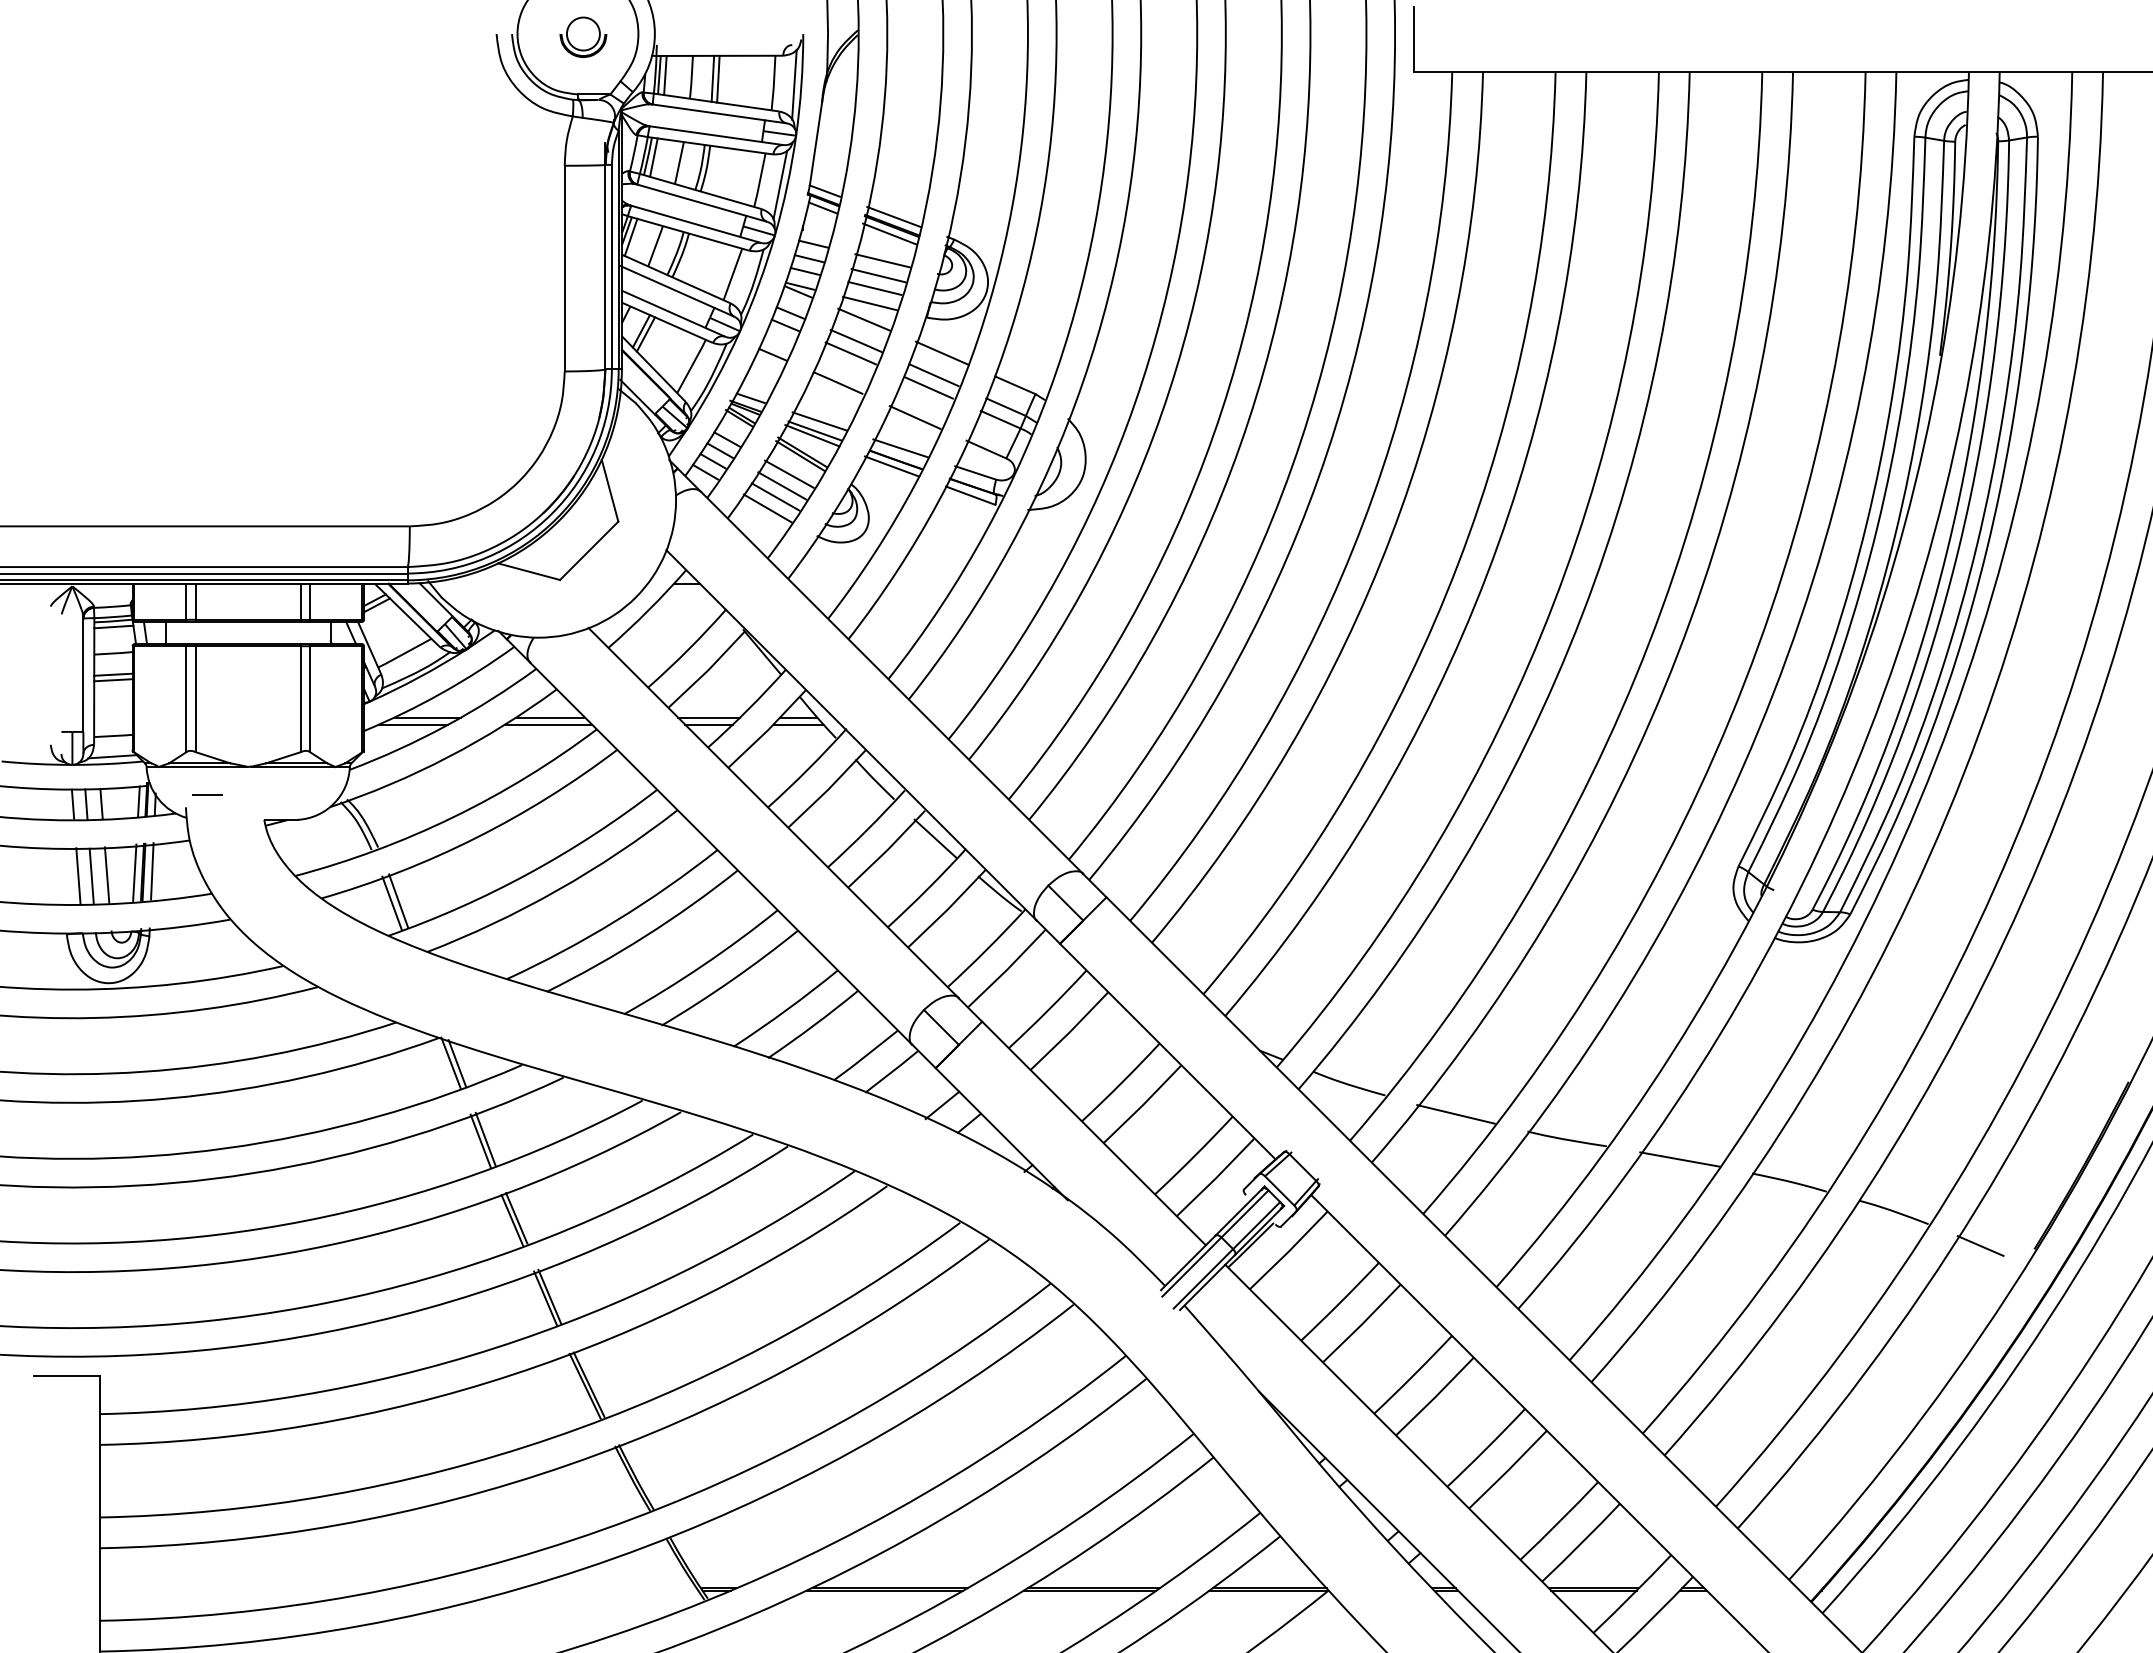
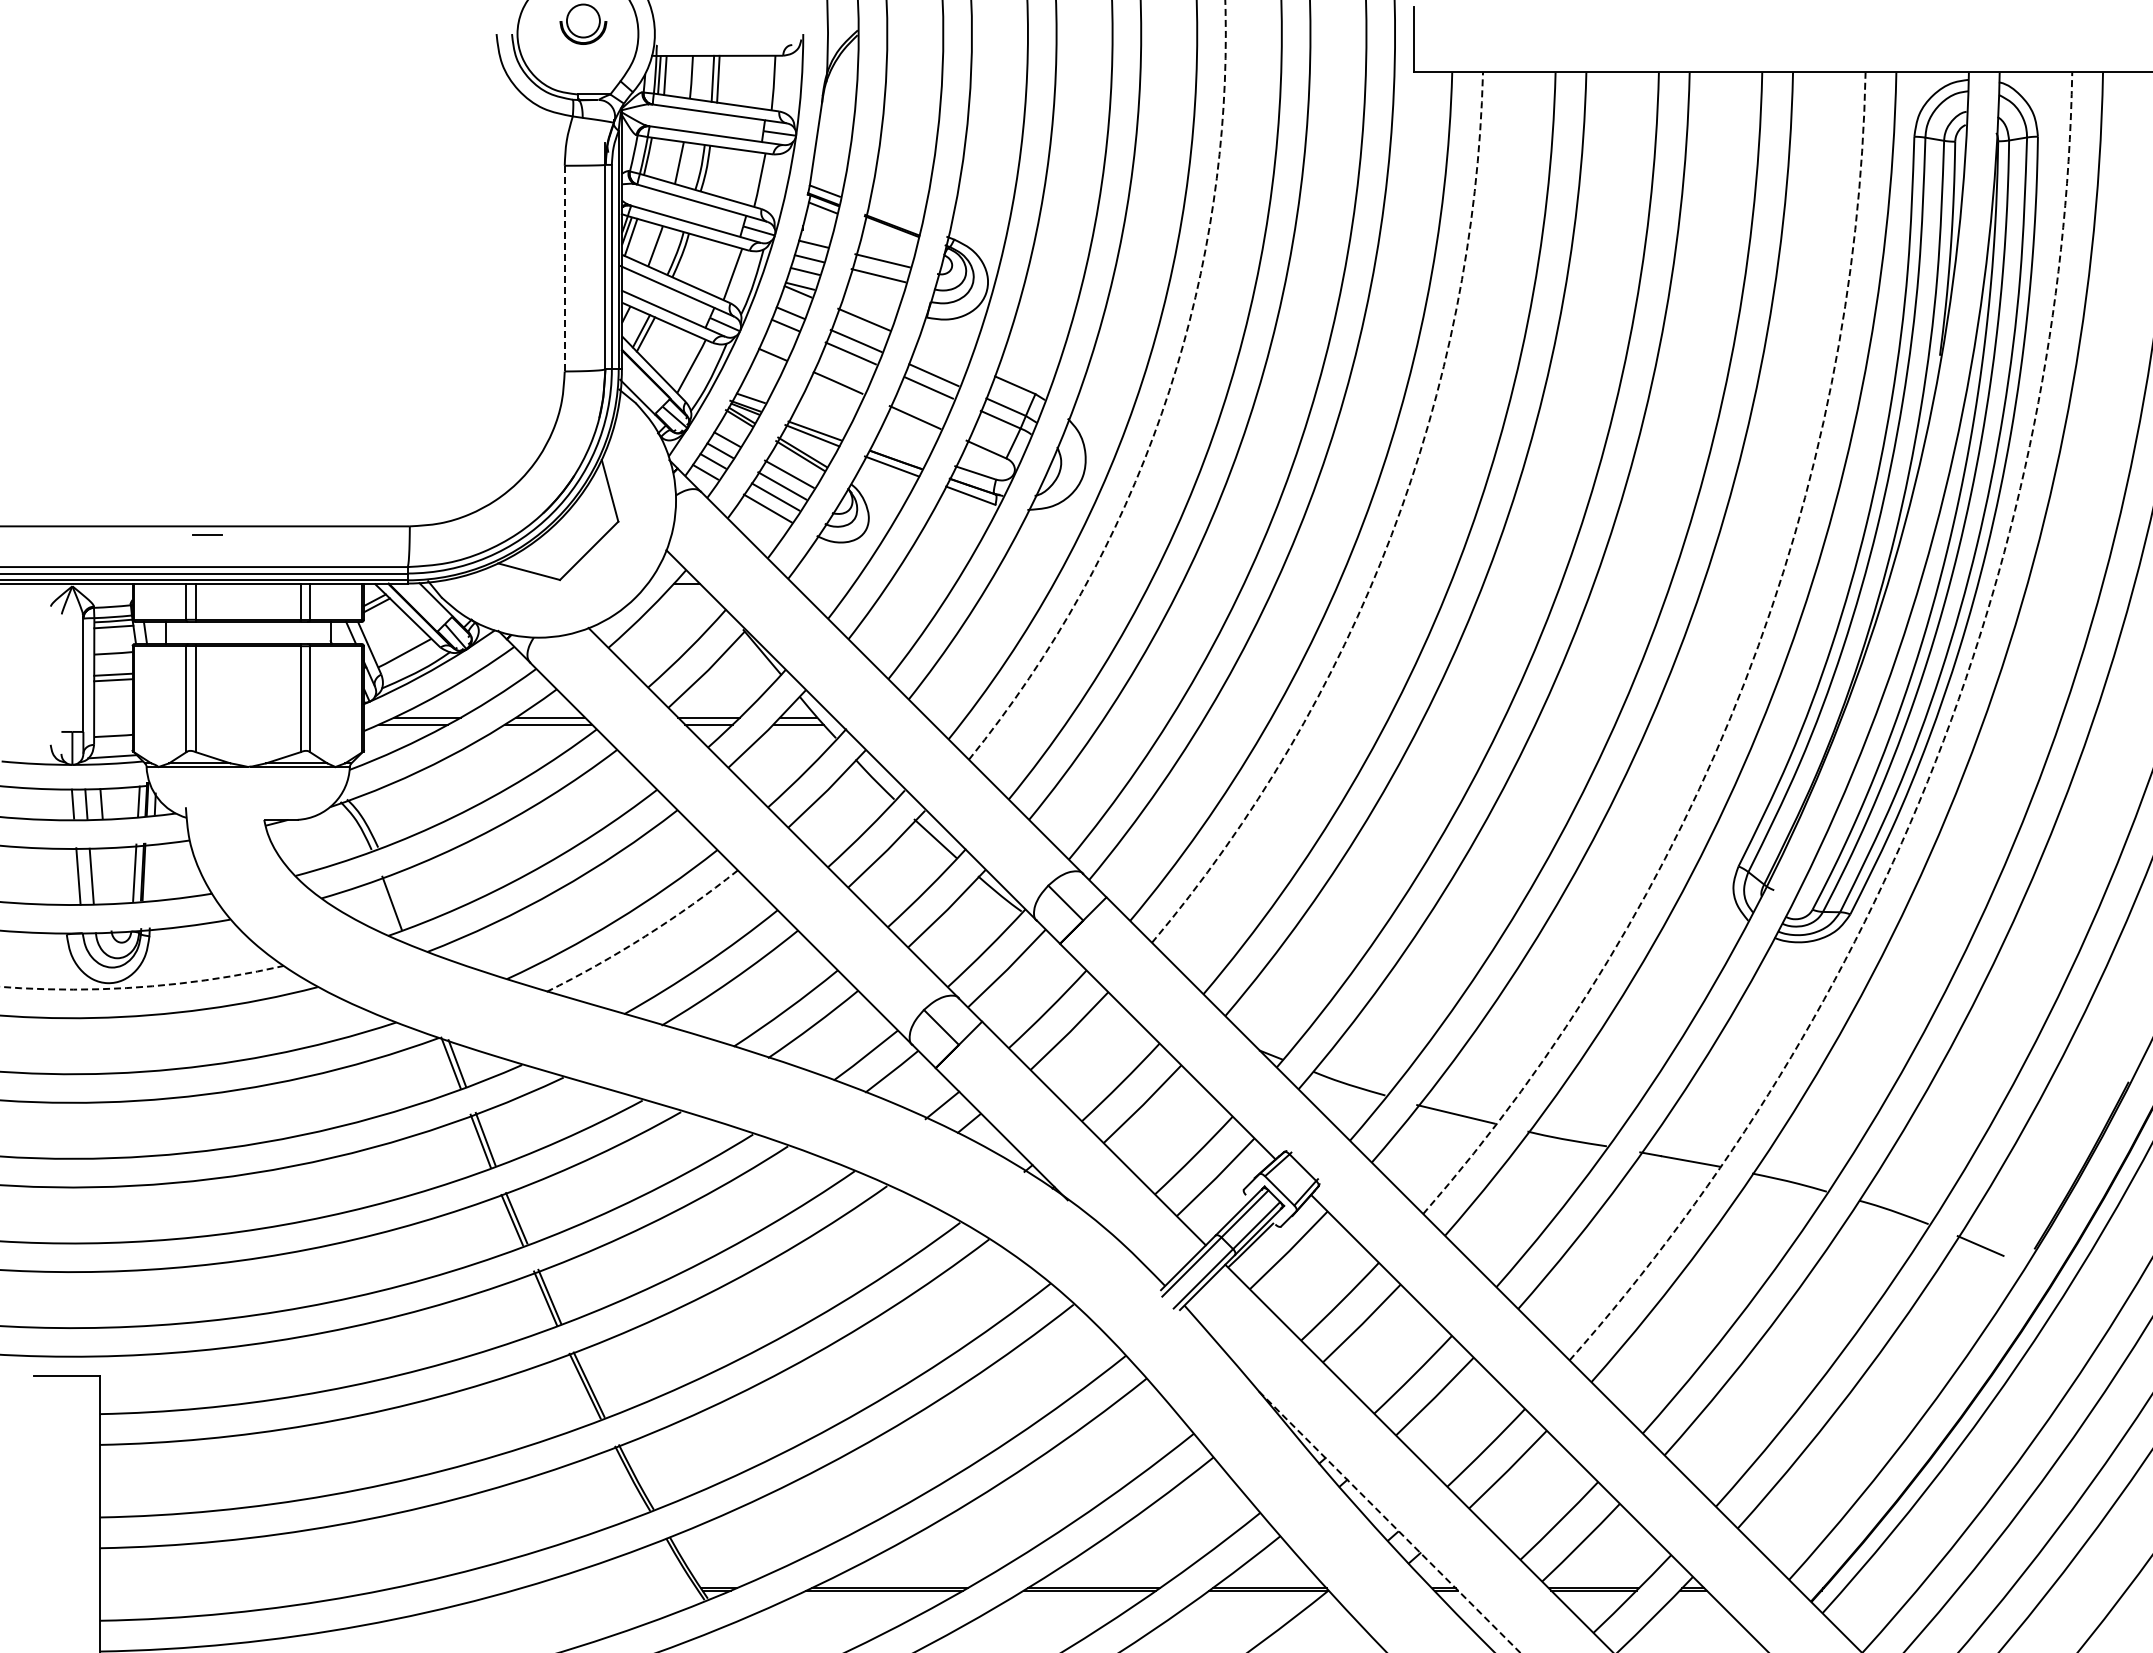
part position: (583, 36) -> (583, 23) (583, 23)
line: present -> none (794, 84)
line: present -> none (653, 157)
line: present -> none (780, 184)
line: present -> none (894, 216)
line: present -> none (889, 233)
line: solid -> dashed (564, 268)
line: present -> none (874, 288)
line: present -> none (869, 303)
line: present -> none (941, 352)
arc: solid -> dashed (1163, 407)
line: present -> none (819, 421)
line: present -> none (900, 448)
arc: solid -> dashed (1391, 535)
arc: solid -> dashed (1744, 682)
arc: solid -> dashed (1935, 761)
line position: (207, 794) -> (207, 534) (207, 534)
line: present -> none (152, 871)
line: present -> none (106, 874)
line: present -> none (398, 900)
arc: solid -> dashed (645, 936)
arc: solid -> dashed (142, 986)
line: solid -> dashed (1389, 1522)
